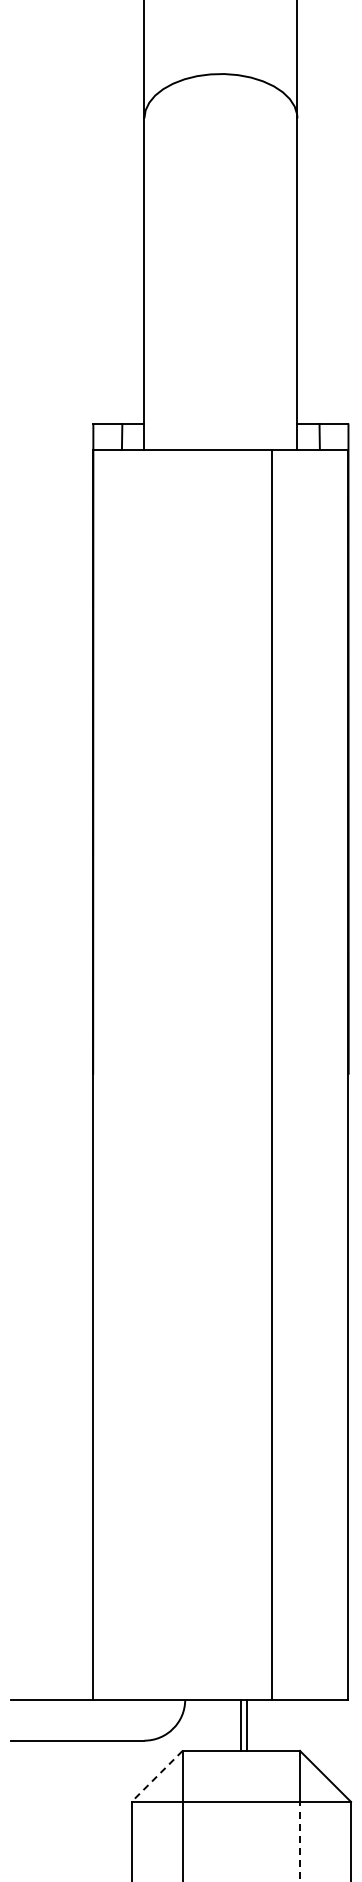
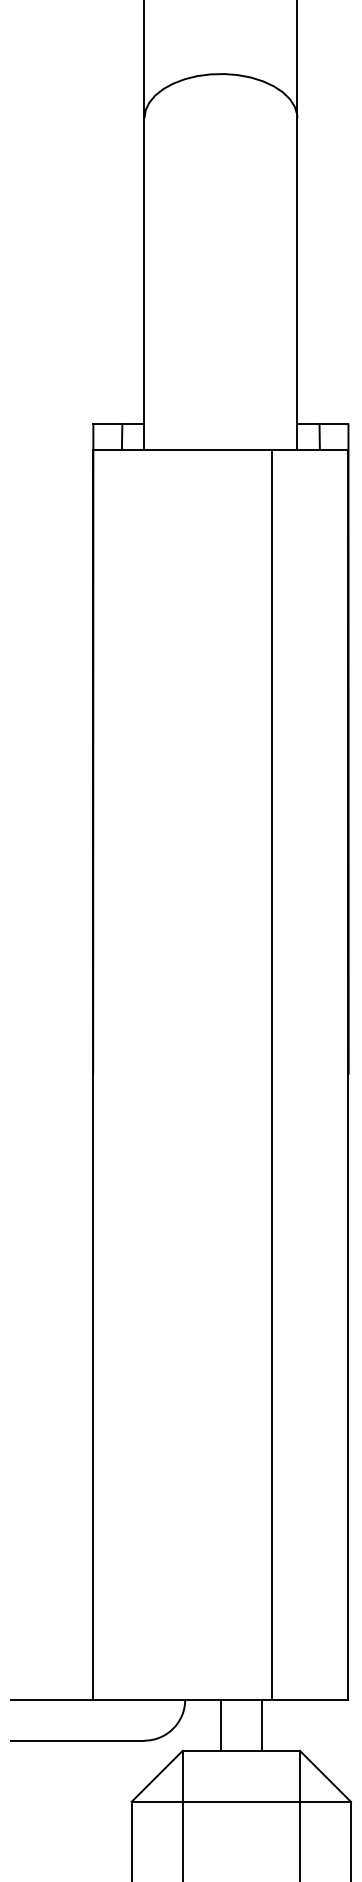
line position: (240, 1724) -> (220, 1724) (220, 1724)
line position: (246, 1724) -> (261, 1724) (261, 1724)
line: dashed -> solid (156, 1776)
line: dashed -> solid (299, 1841)
